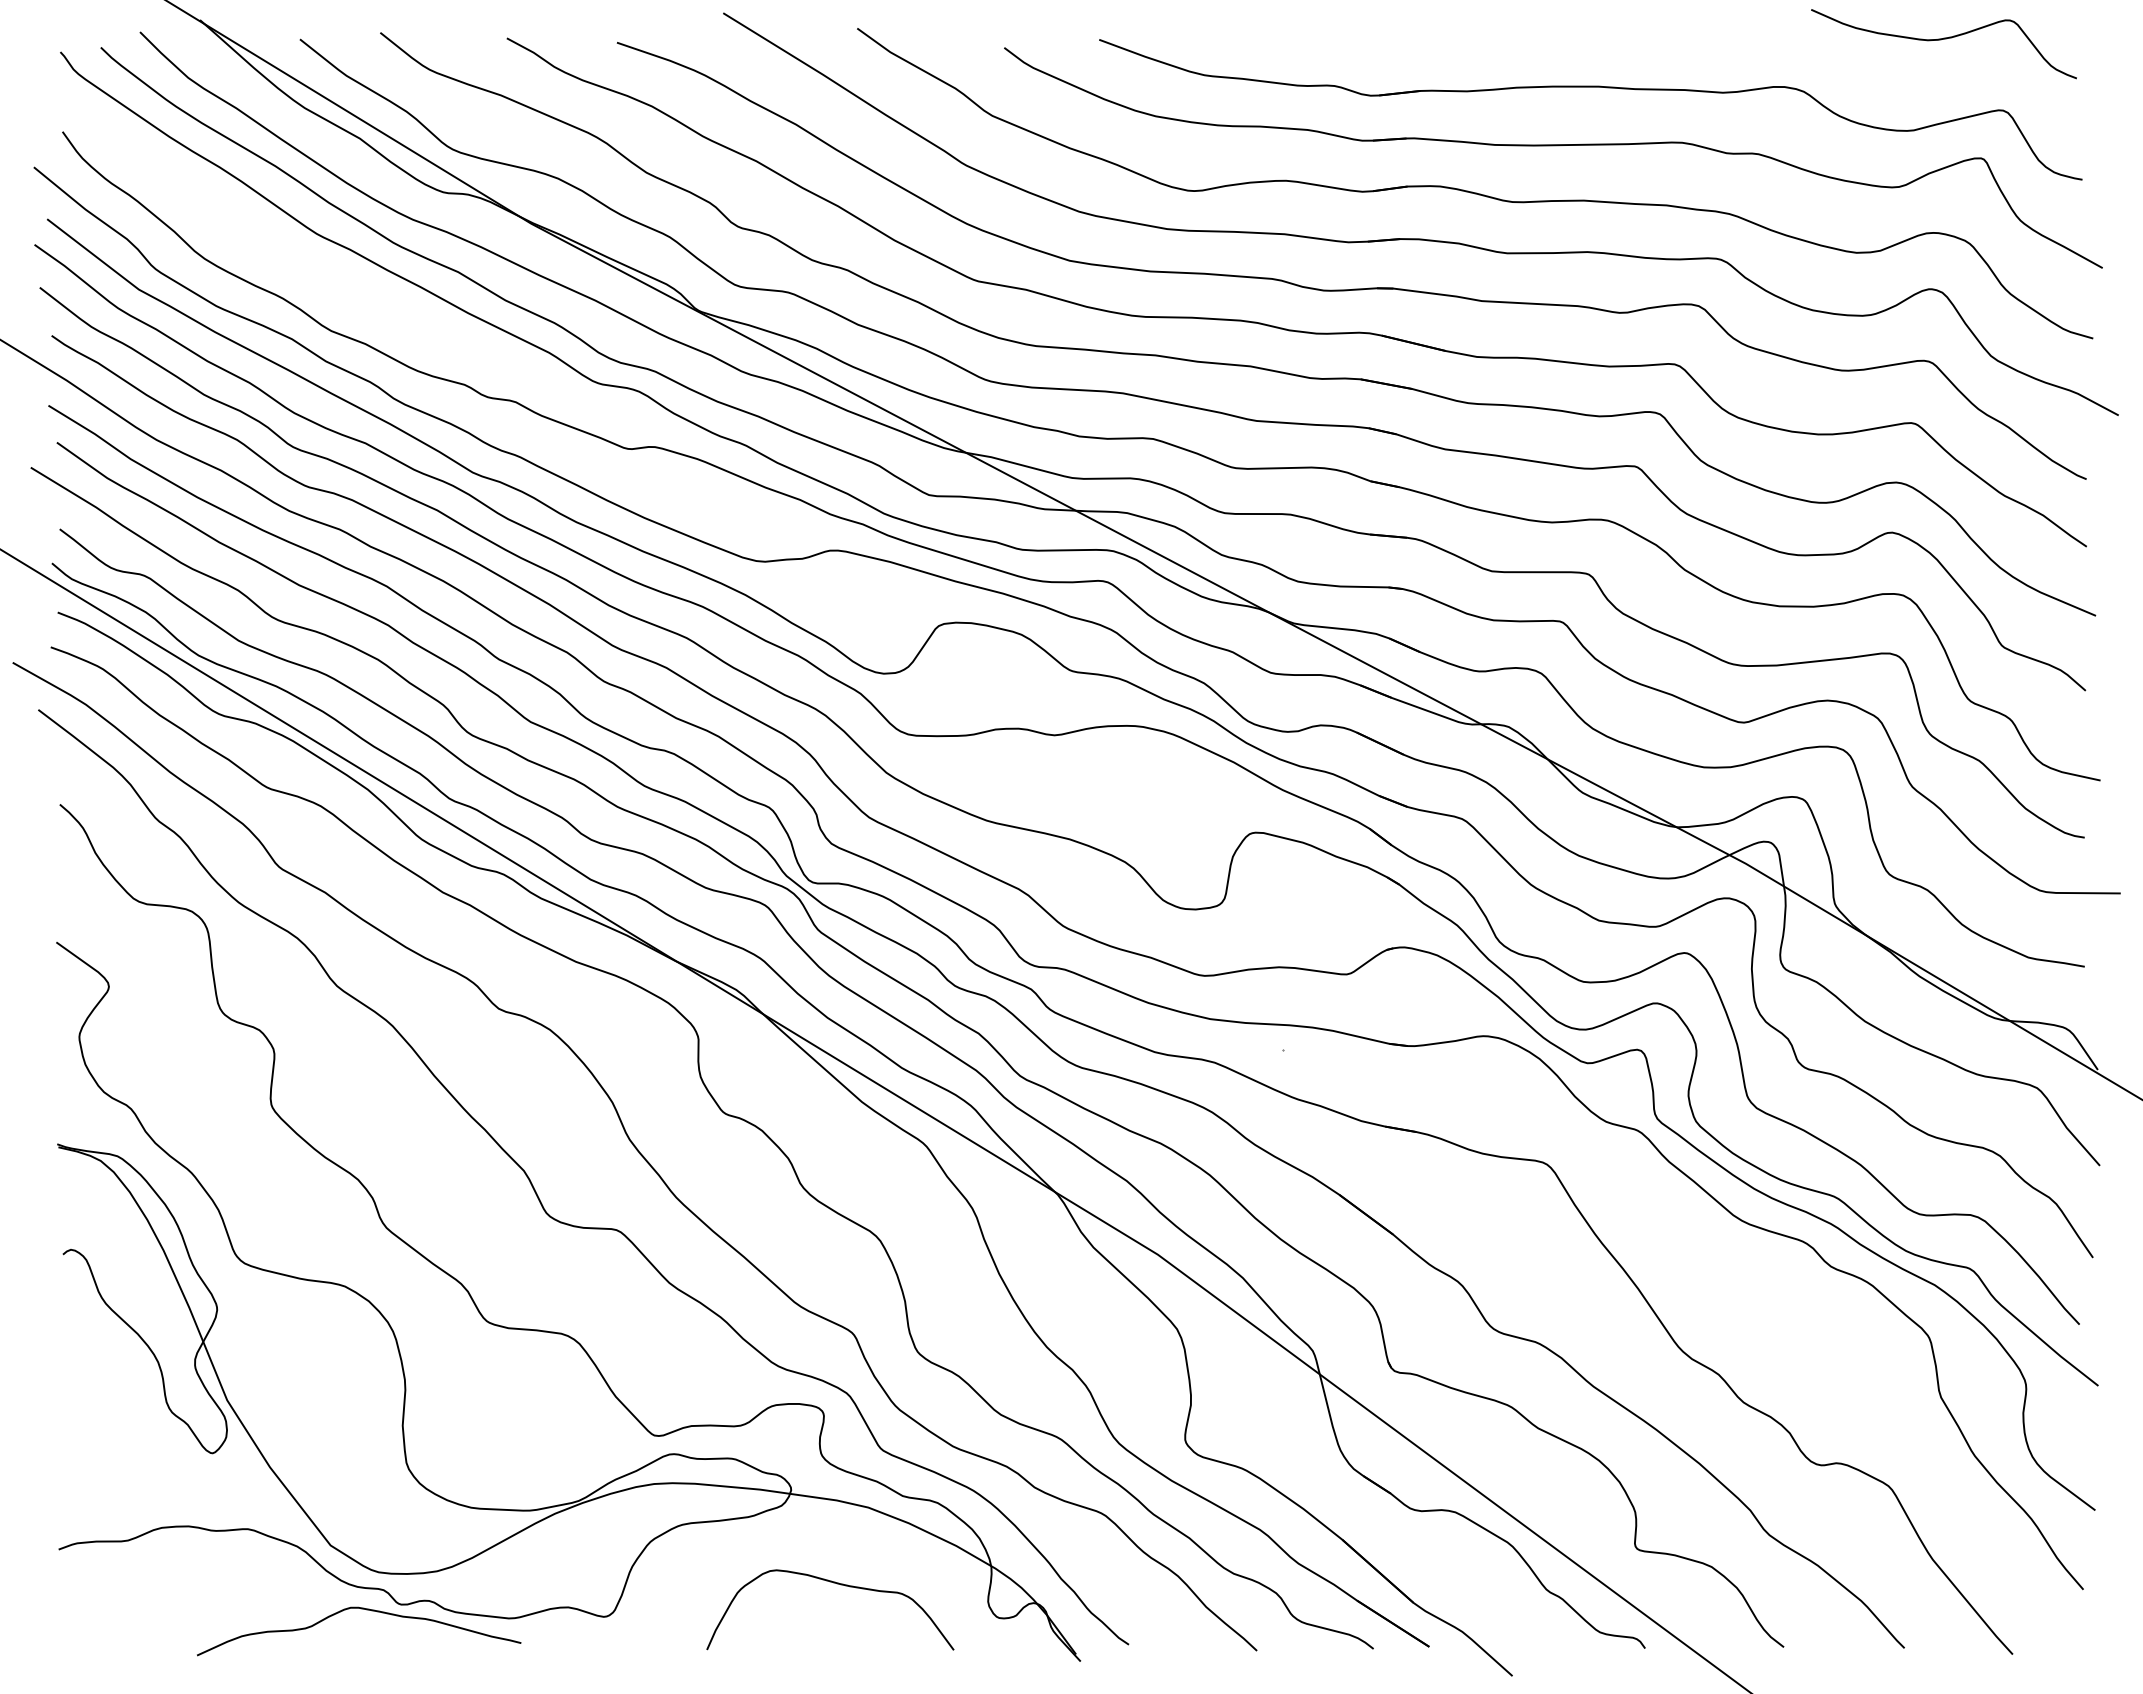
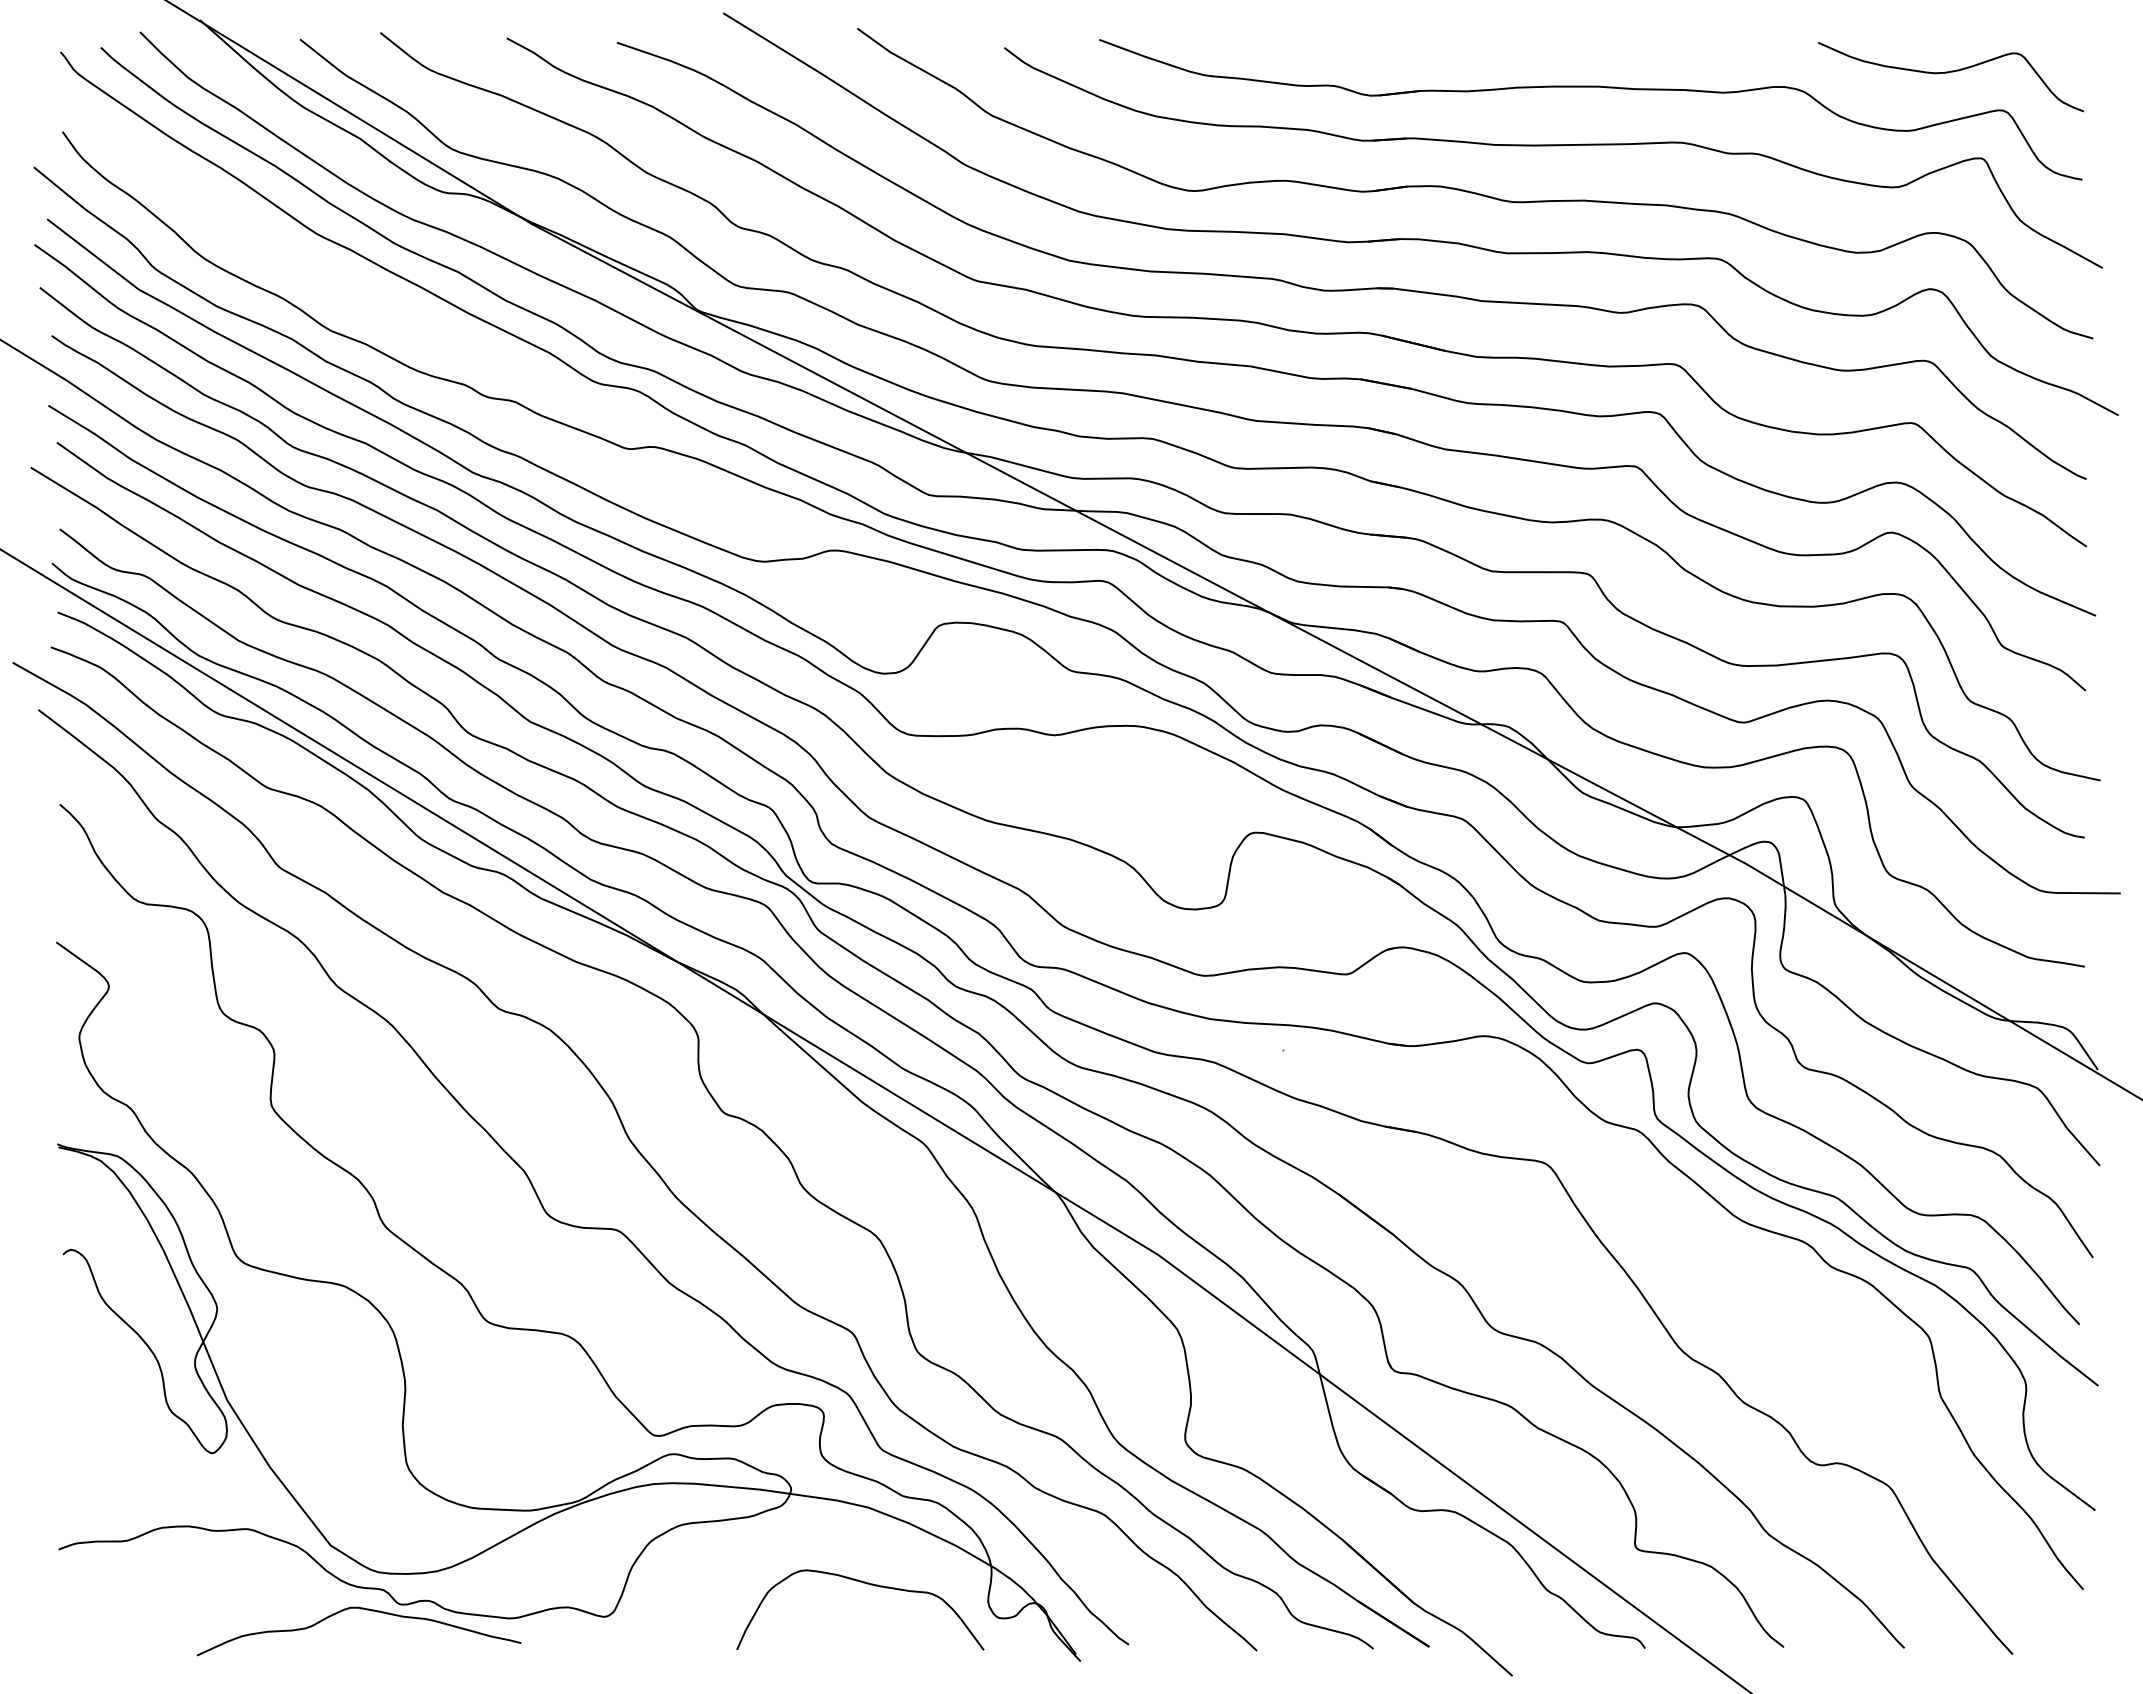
curve position: (1941, 40) -> (1948, 73) (1948, 73)
curve position: (837, 1584) -> (867, 1584) (867, 1584)
